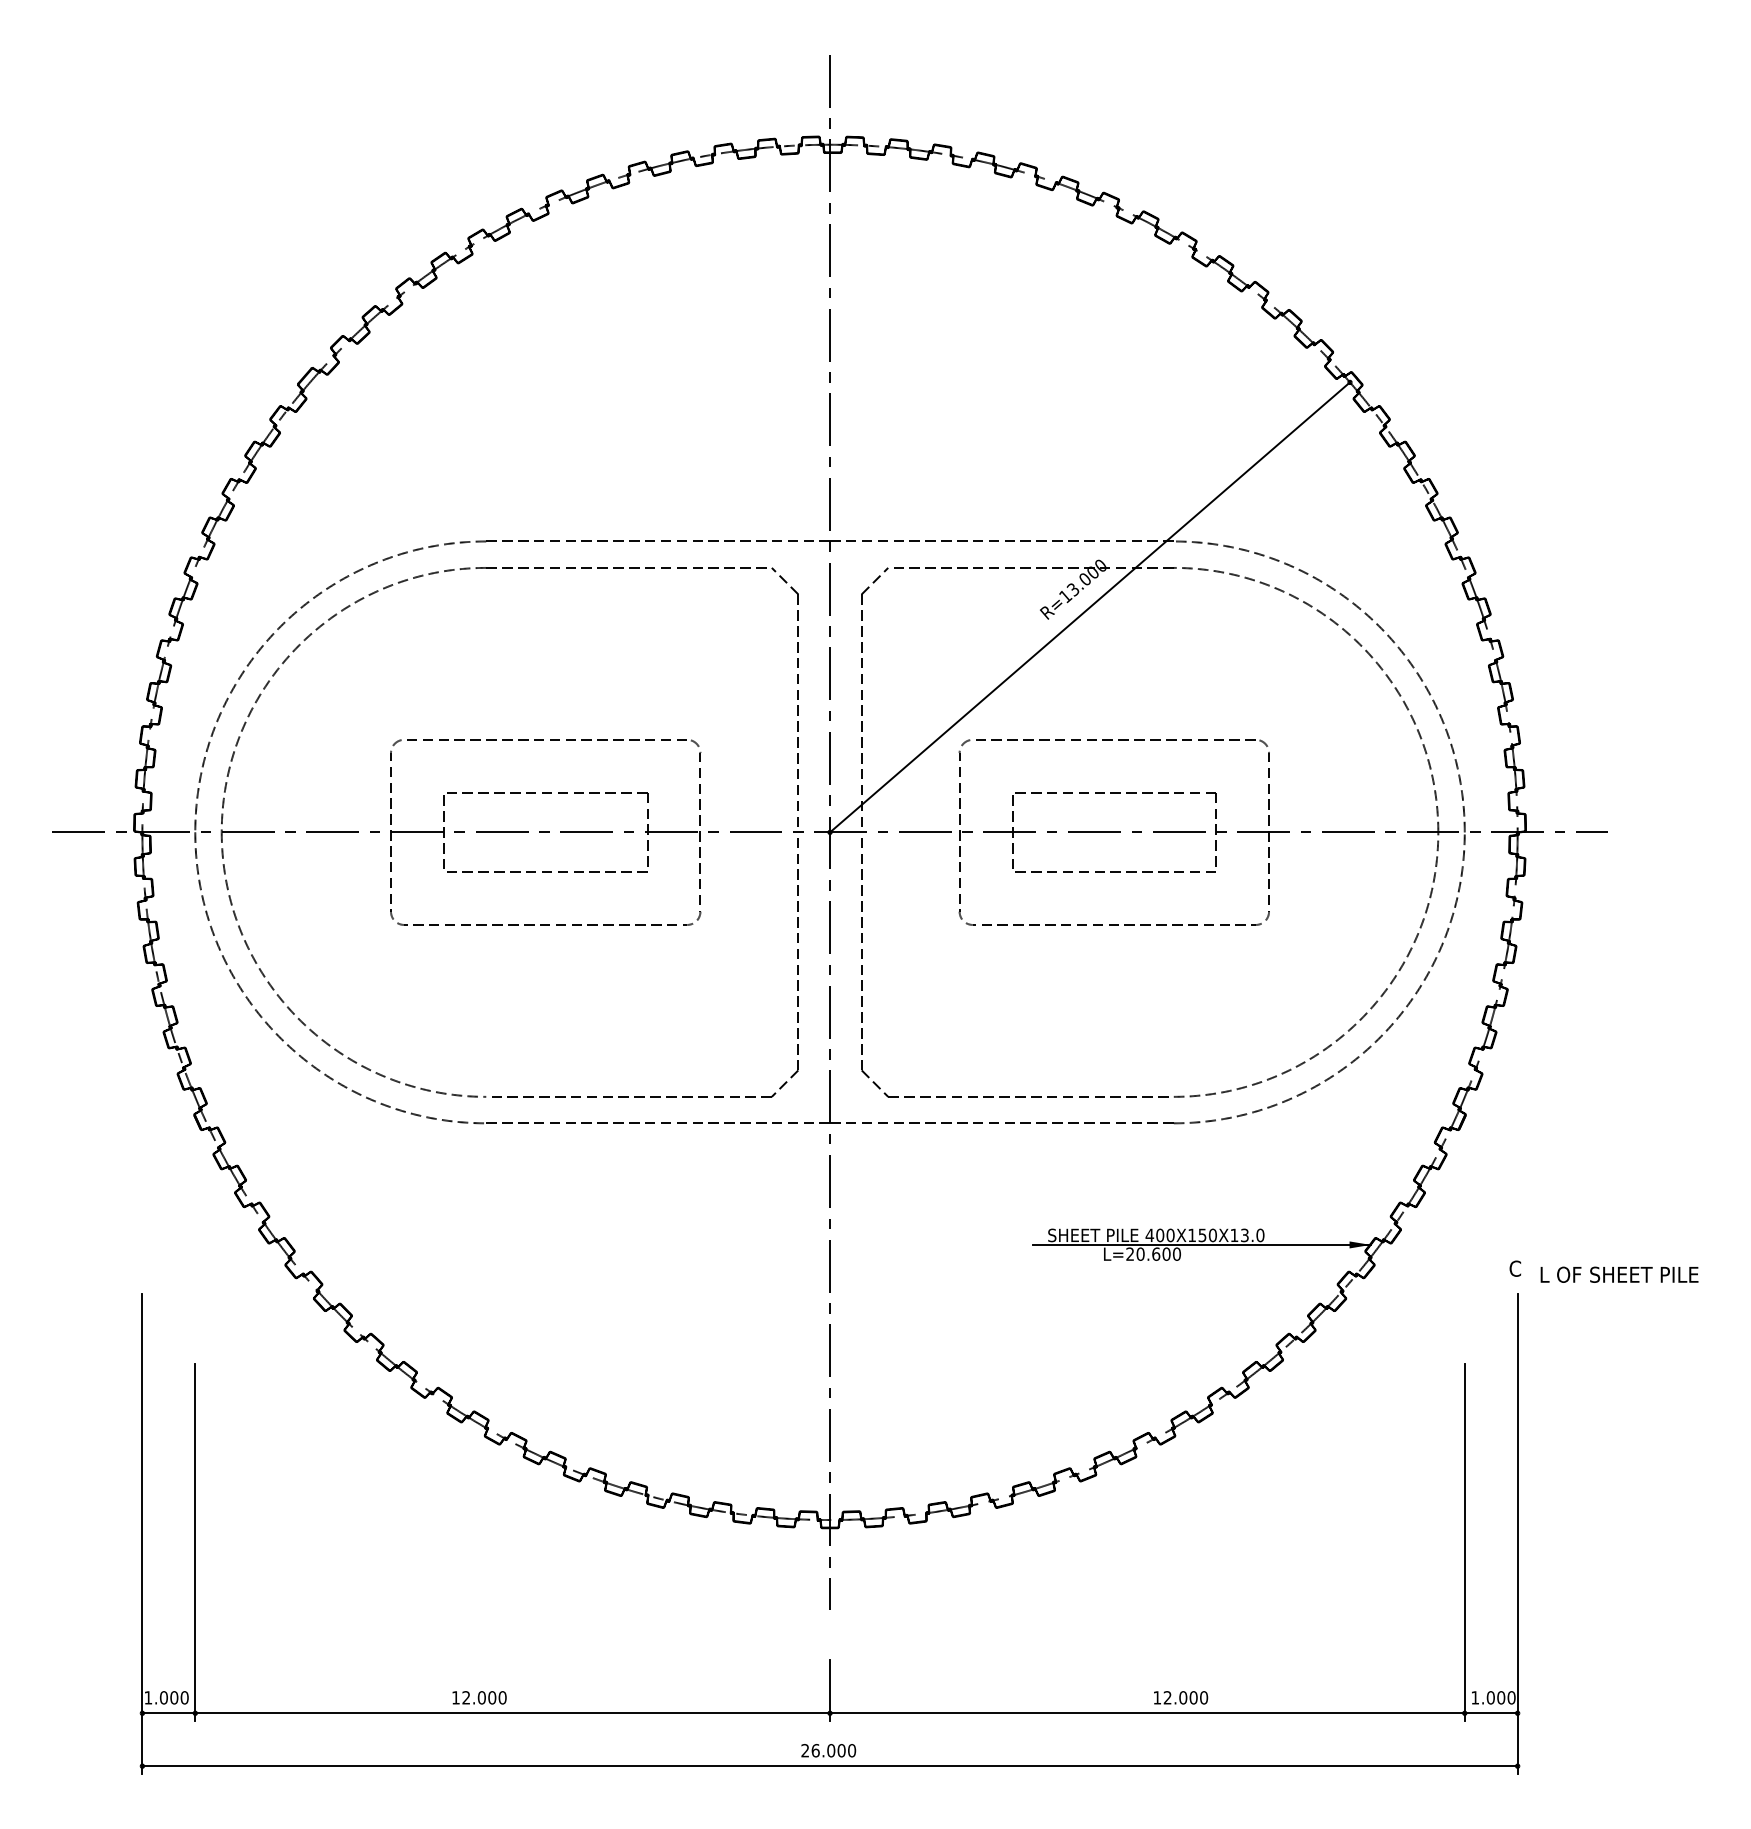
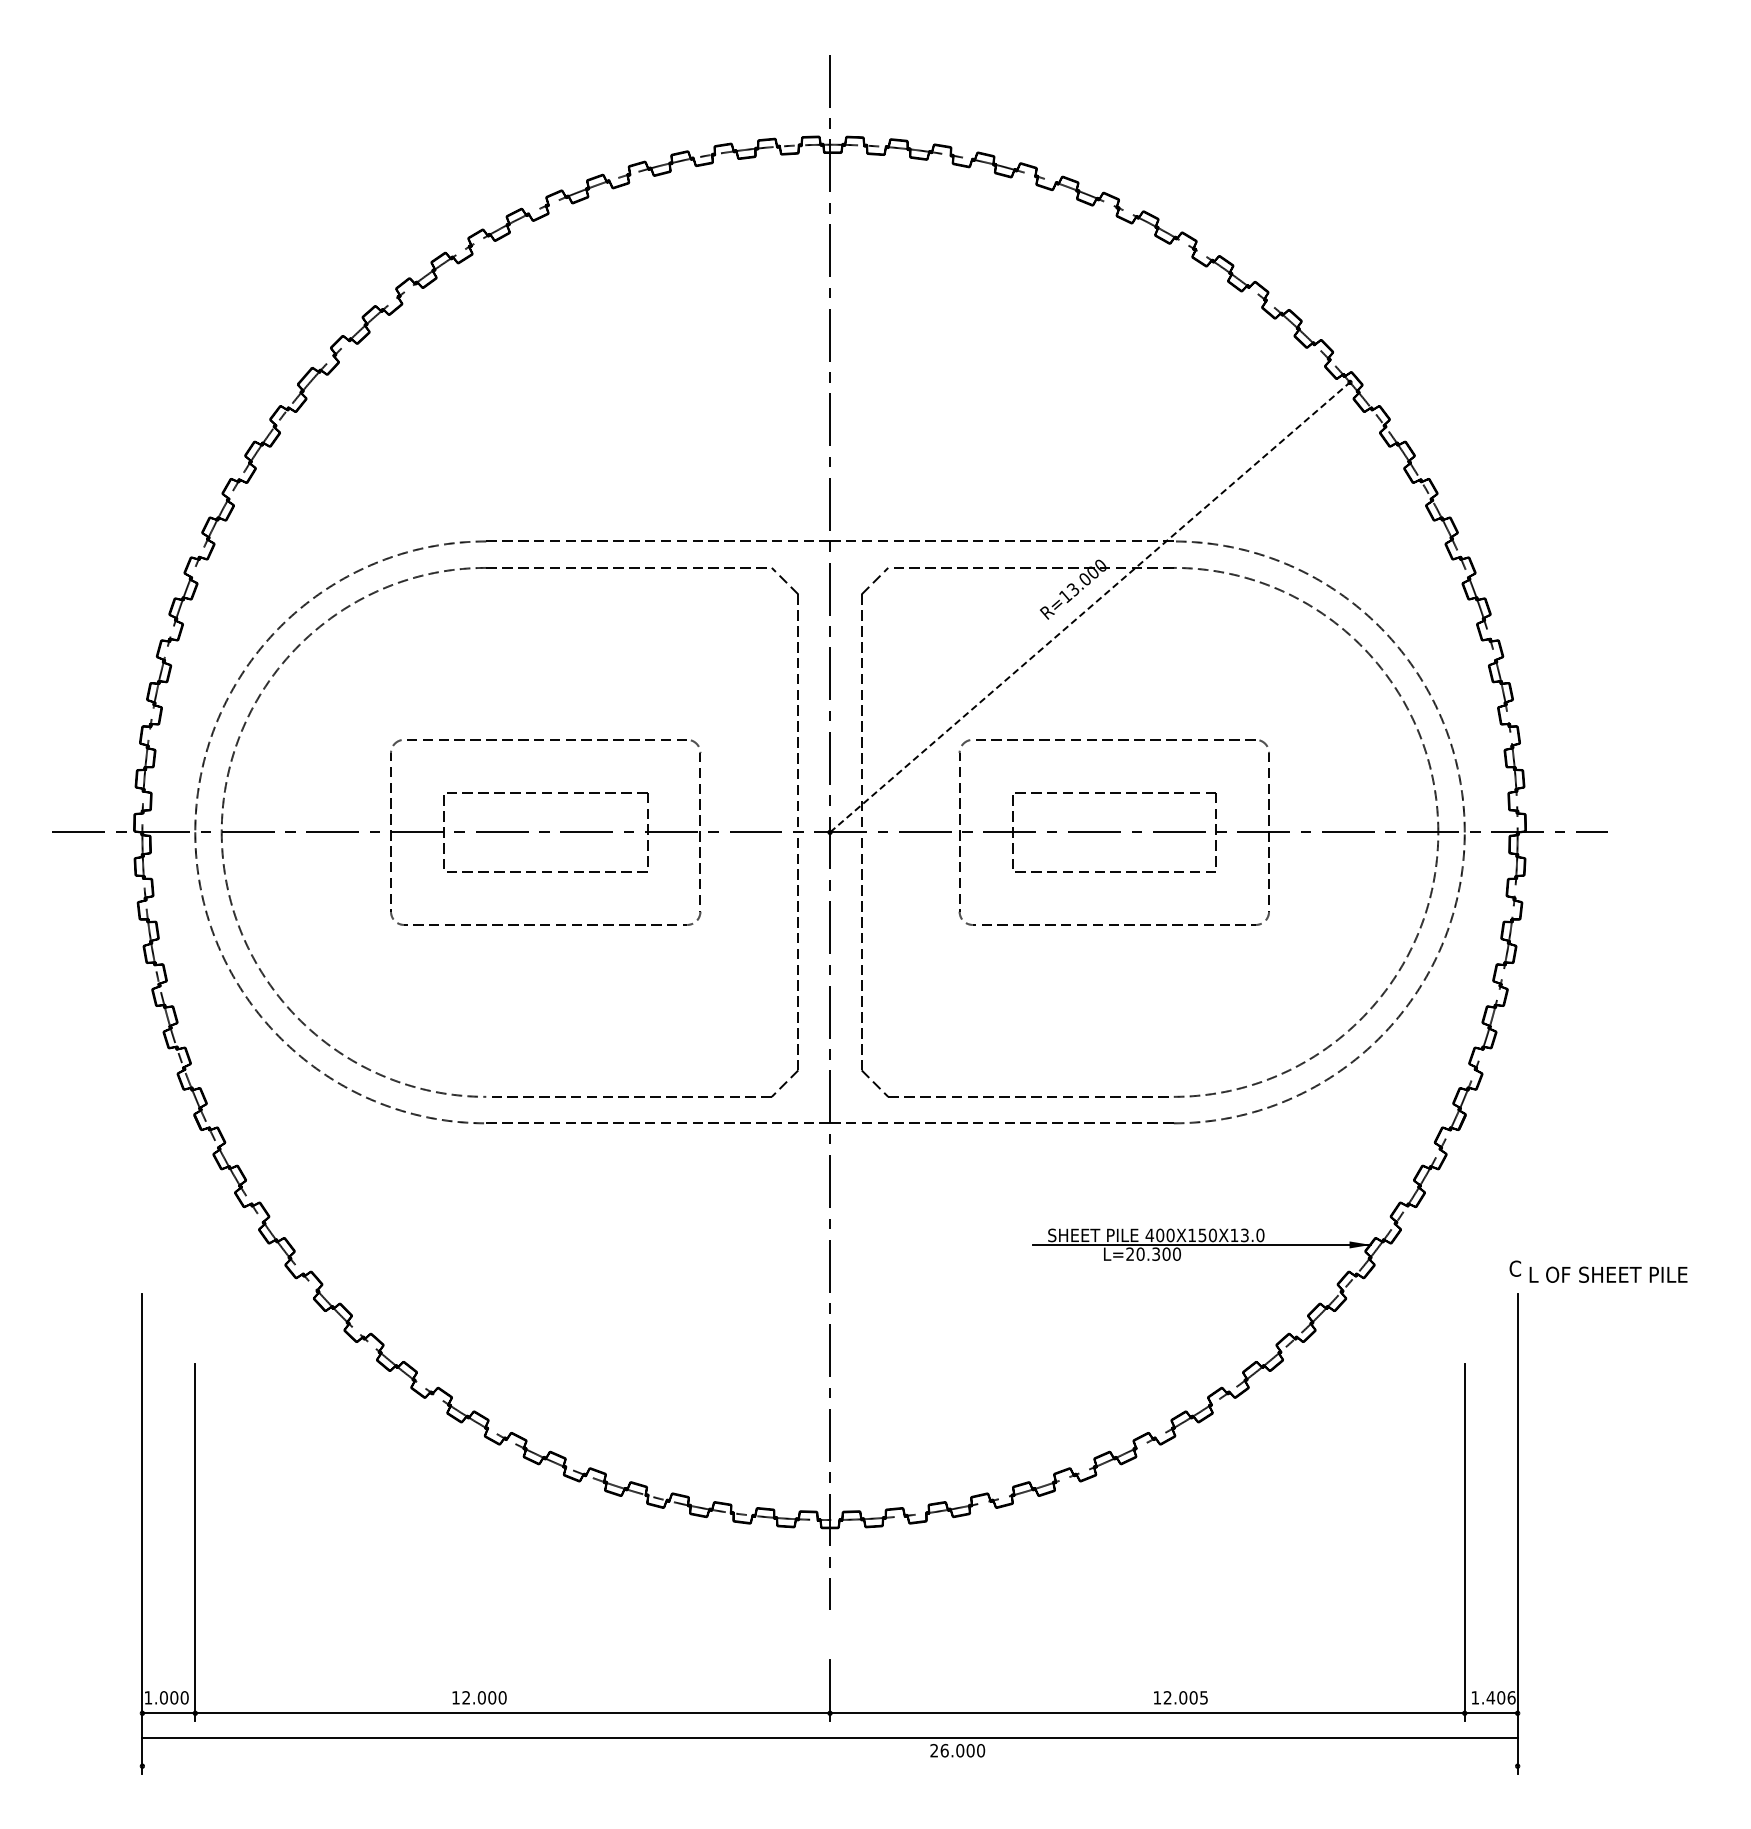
line: solid -> dashed (1090, 607)
text: L=20.600 -> L=20.300 (1156, 1253)
text position: (1619, 1274) -> (1608, 1274) (1608, 1274)
text: 12.000 -> 12.005 (1204, 1697)
text: 1.000 -> 1.406 (1500, 1697)
text position: (828, 1750) -> (957, 1750) (957, 1750)
line position: (829, 1766) -> (829, 1738) (829, 1738)
